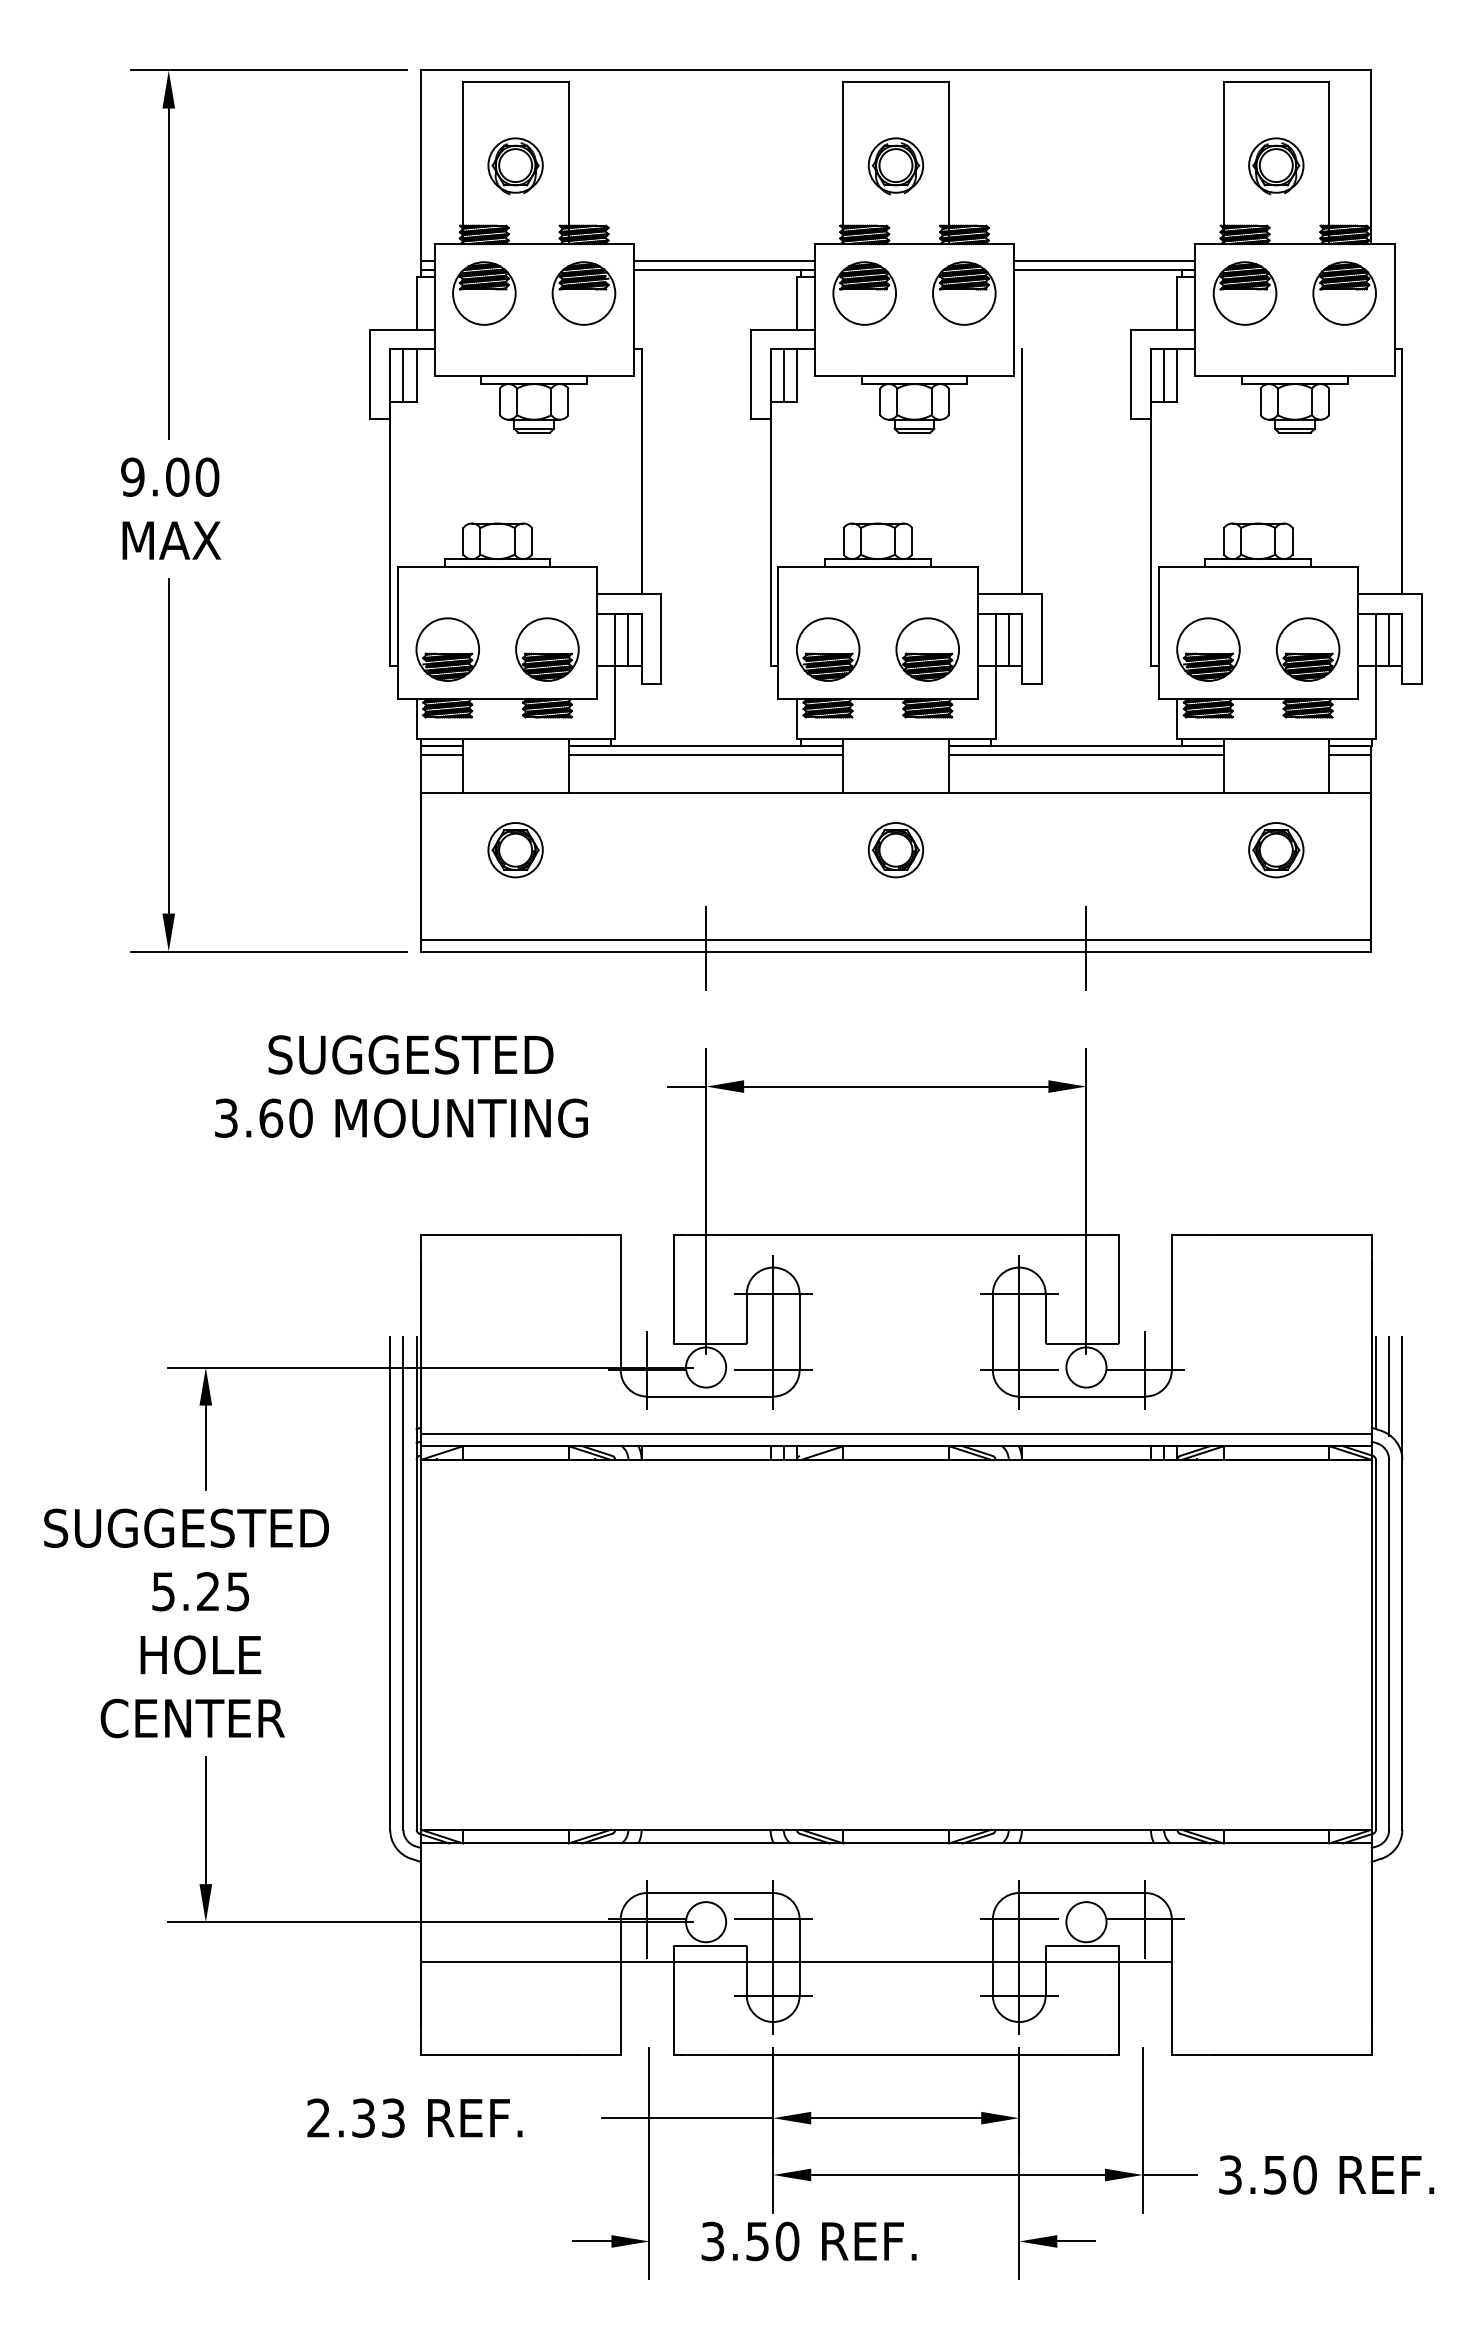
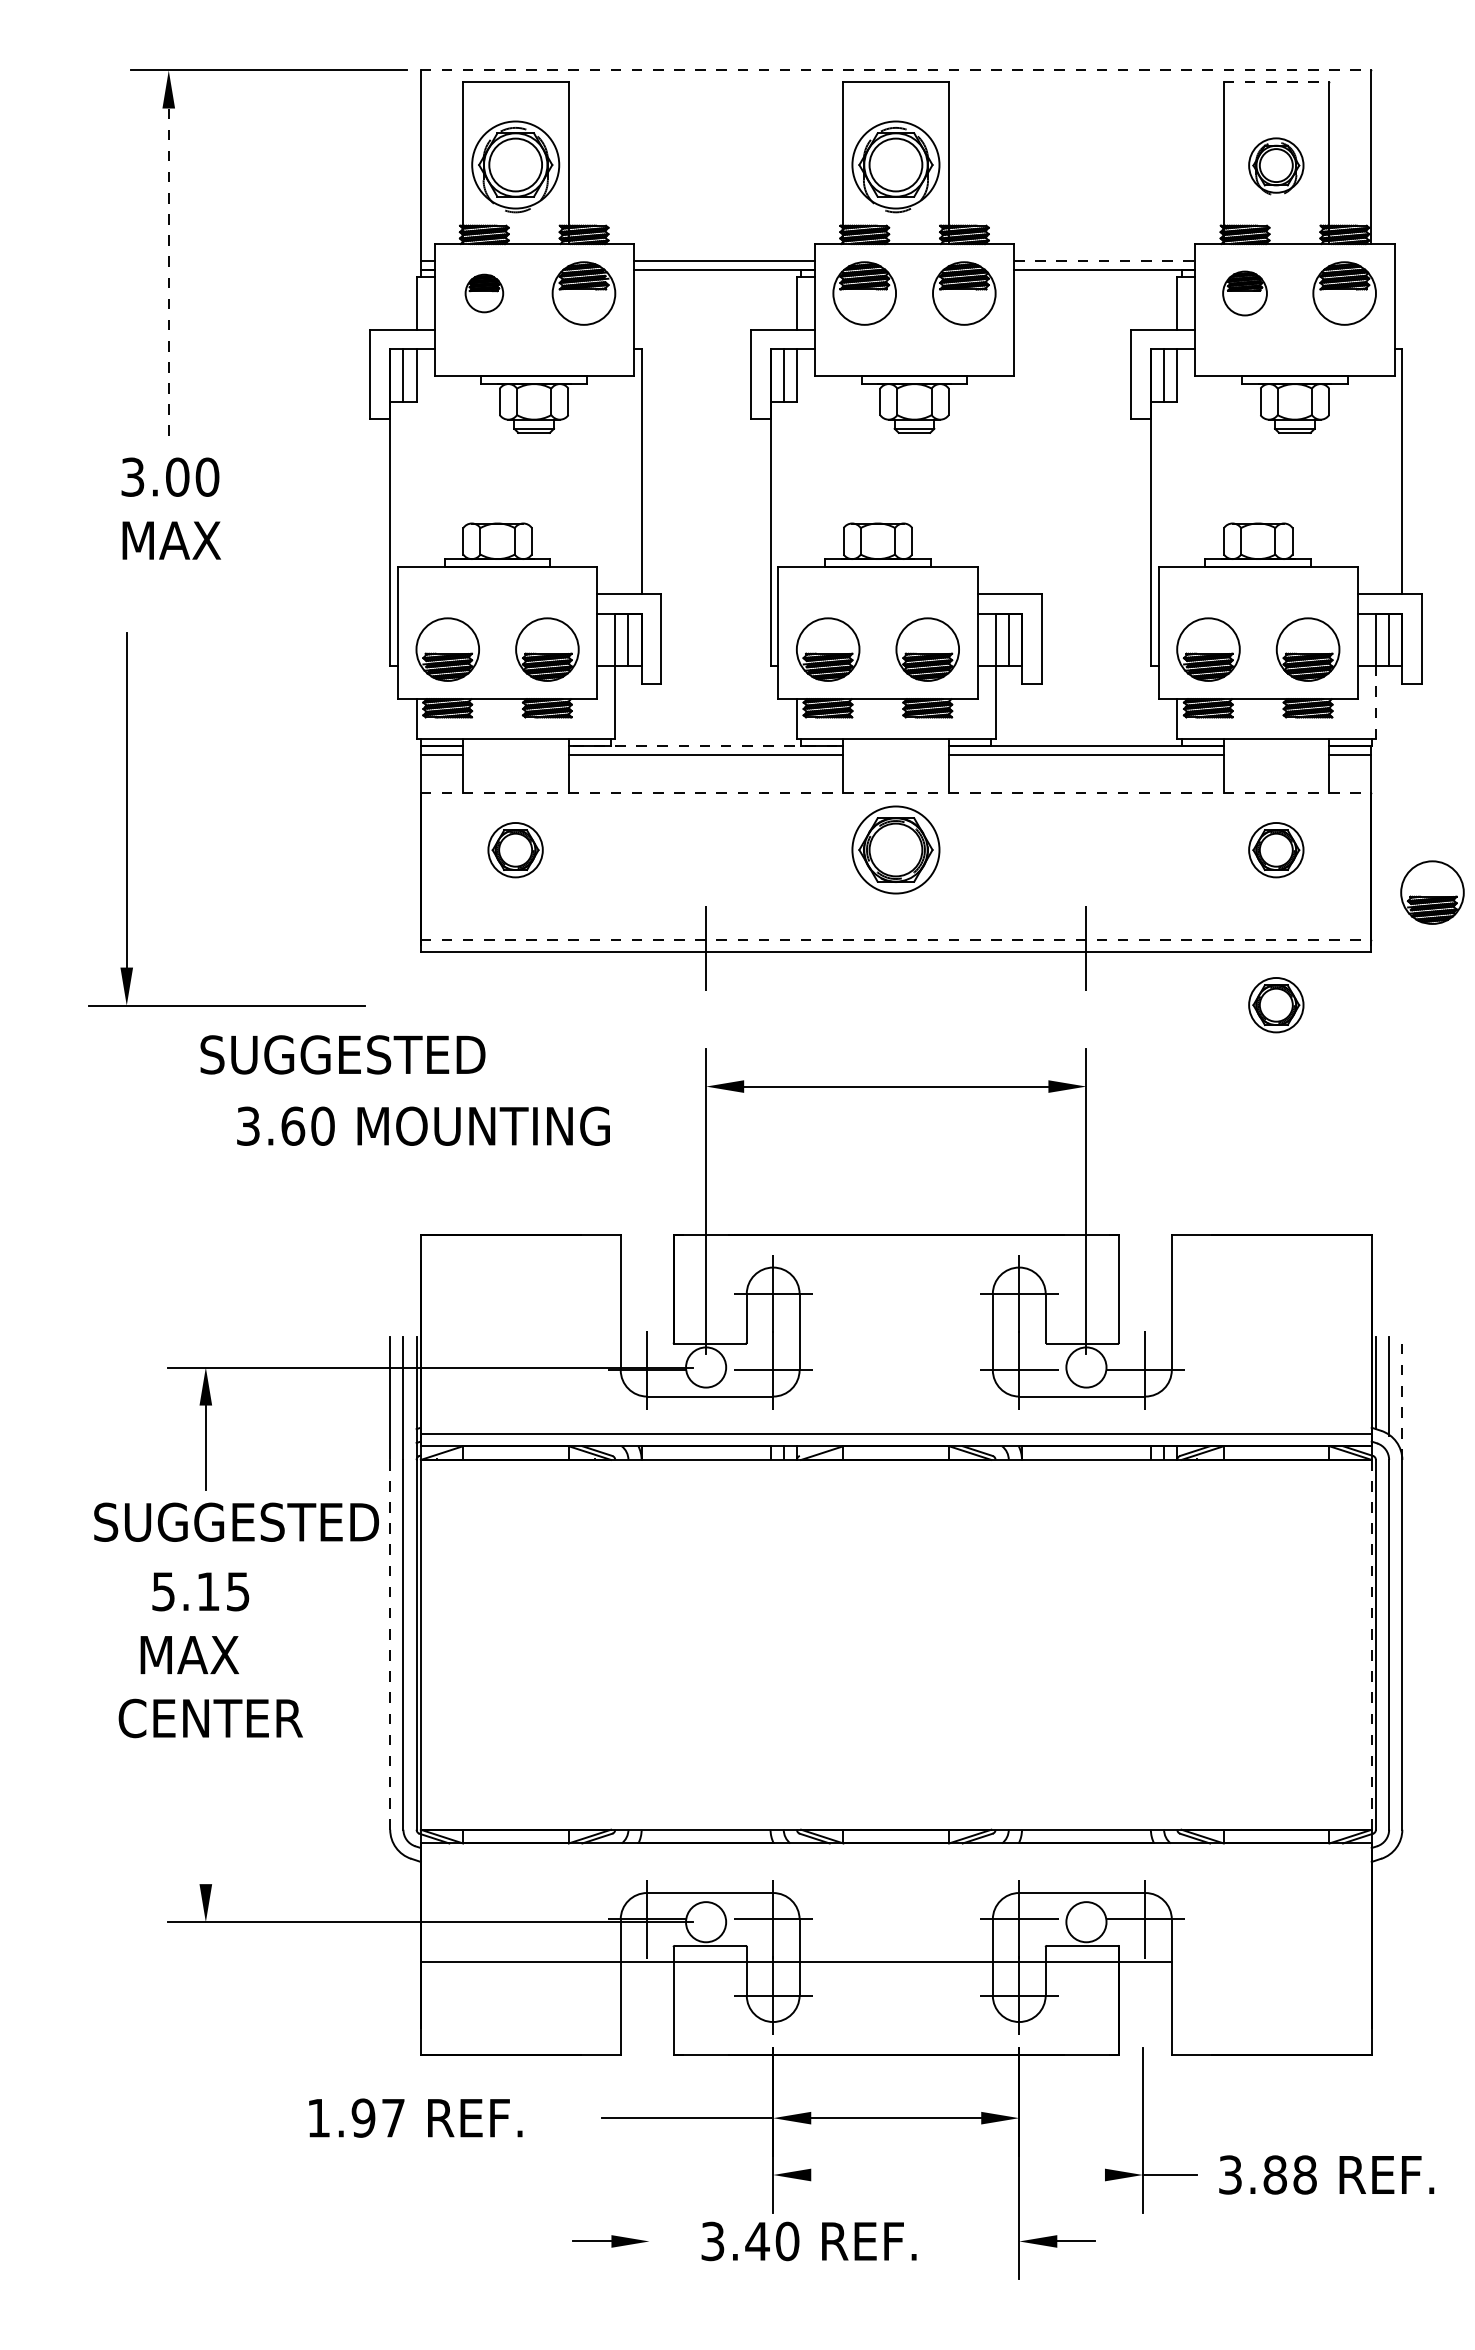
line: solid -> dashed (896, 70)
line: solid -> dashed (1276, 81)
part size: 57x59 px -> 90x94 px (515, 166)
part size: 58x59 px -> 90x94 px (895, 166)
line: solid -> dashed (1104, 260)
line: solid -> dashed (168, 274)
part size: 65x65 px -> 41x41 px (484, 293)
part size: 66x65 px -> 46x47 px (1244, 293)
line: present -> none (1021, 471)
text: 9.00 -> 3.00 (132, 476)
line: solid -> dashed (1375, 702)
line: solid -> dashed (708, 745)
part position: (169, 765) -> (127, 819) (127, 819)
line: solid -> dashed (896, 793)
part size: 58x57 px -> 90x90 px (895, 849)
part: none -> present (1432, 892)
line: solid -> dashed (896, 940)
part: none -> present (1276, 1005)
text position: (410, 1054) -> (342, 1054) (342, 1054)
line: present -> none (686, 1086)
text position: (401, 1117) -> (423, 1125) (423, 1125)
line: solid -> dashed (1402, 1398)
text position: (186, 1527) -> (236, 1521) (236, 1521)
text: 5.25 -> 5.15 (208, 1591)
line: solid -> dashed (390, 1644)
line: solid -> dashed (1371, 1644)
text: HOLE -> MAX (203, 1654)
text position: (192, 1718) -> (210, 1718) (210, 1718)
line: present -> none (205, 1820)
text: 2.33 -> 1.97 (355, 2117)
line: present -> none (649, 2163)
text: 3.50 -> 3.88 (1289, 2174)
line: present -> none (957, 2175)
text: 3.50 -> 3.40 (757, 2241)
